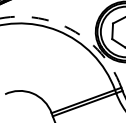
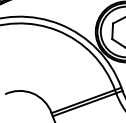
arc: dashed -> solid (73, 30)
